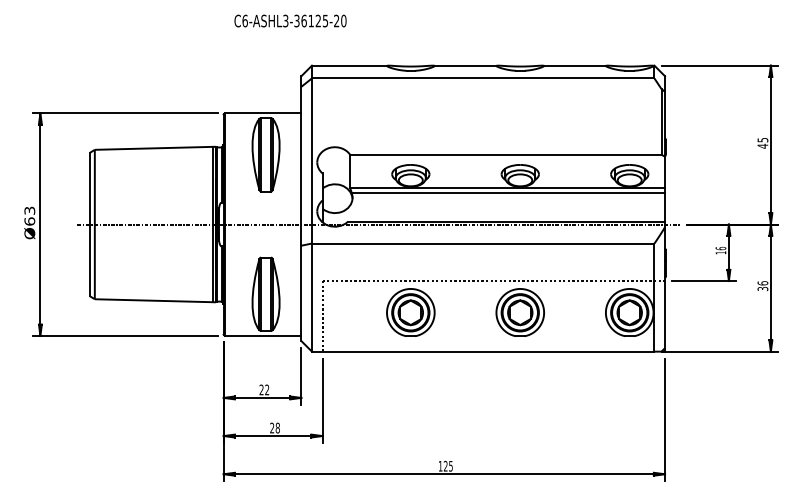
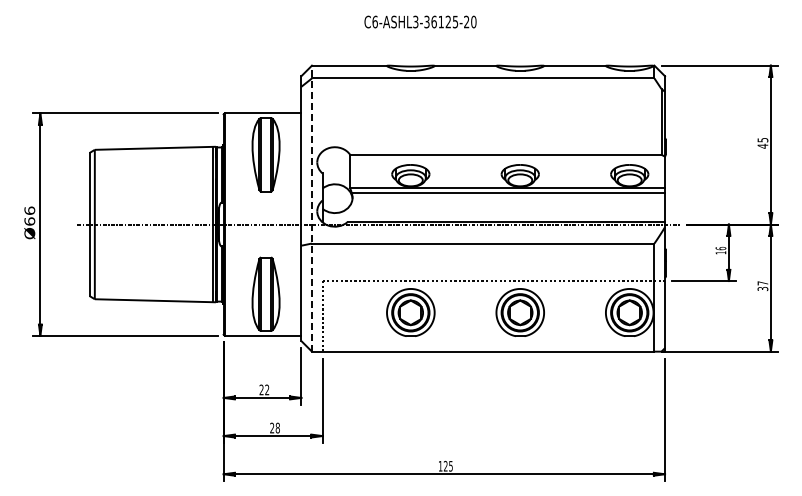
text position: (290, 20) -> (420, 21) (420, 21)
line: solid -> dashed (311, 208)
text: Ø63 -> Ø66 (29, 210)
text: 36 -> 37 (762, 283)
